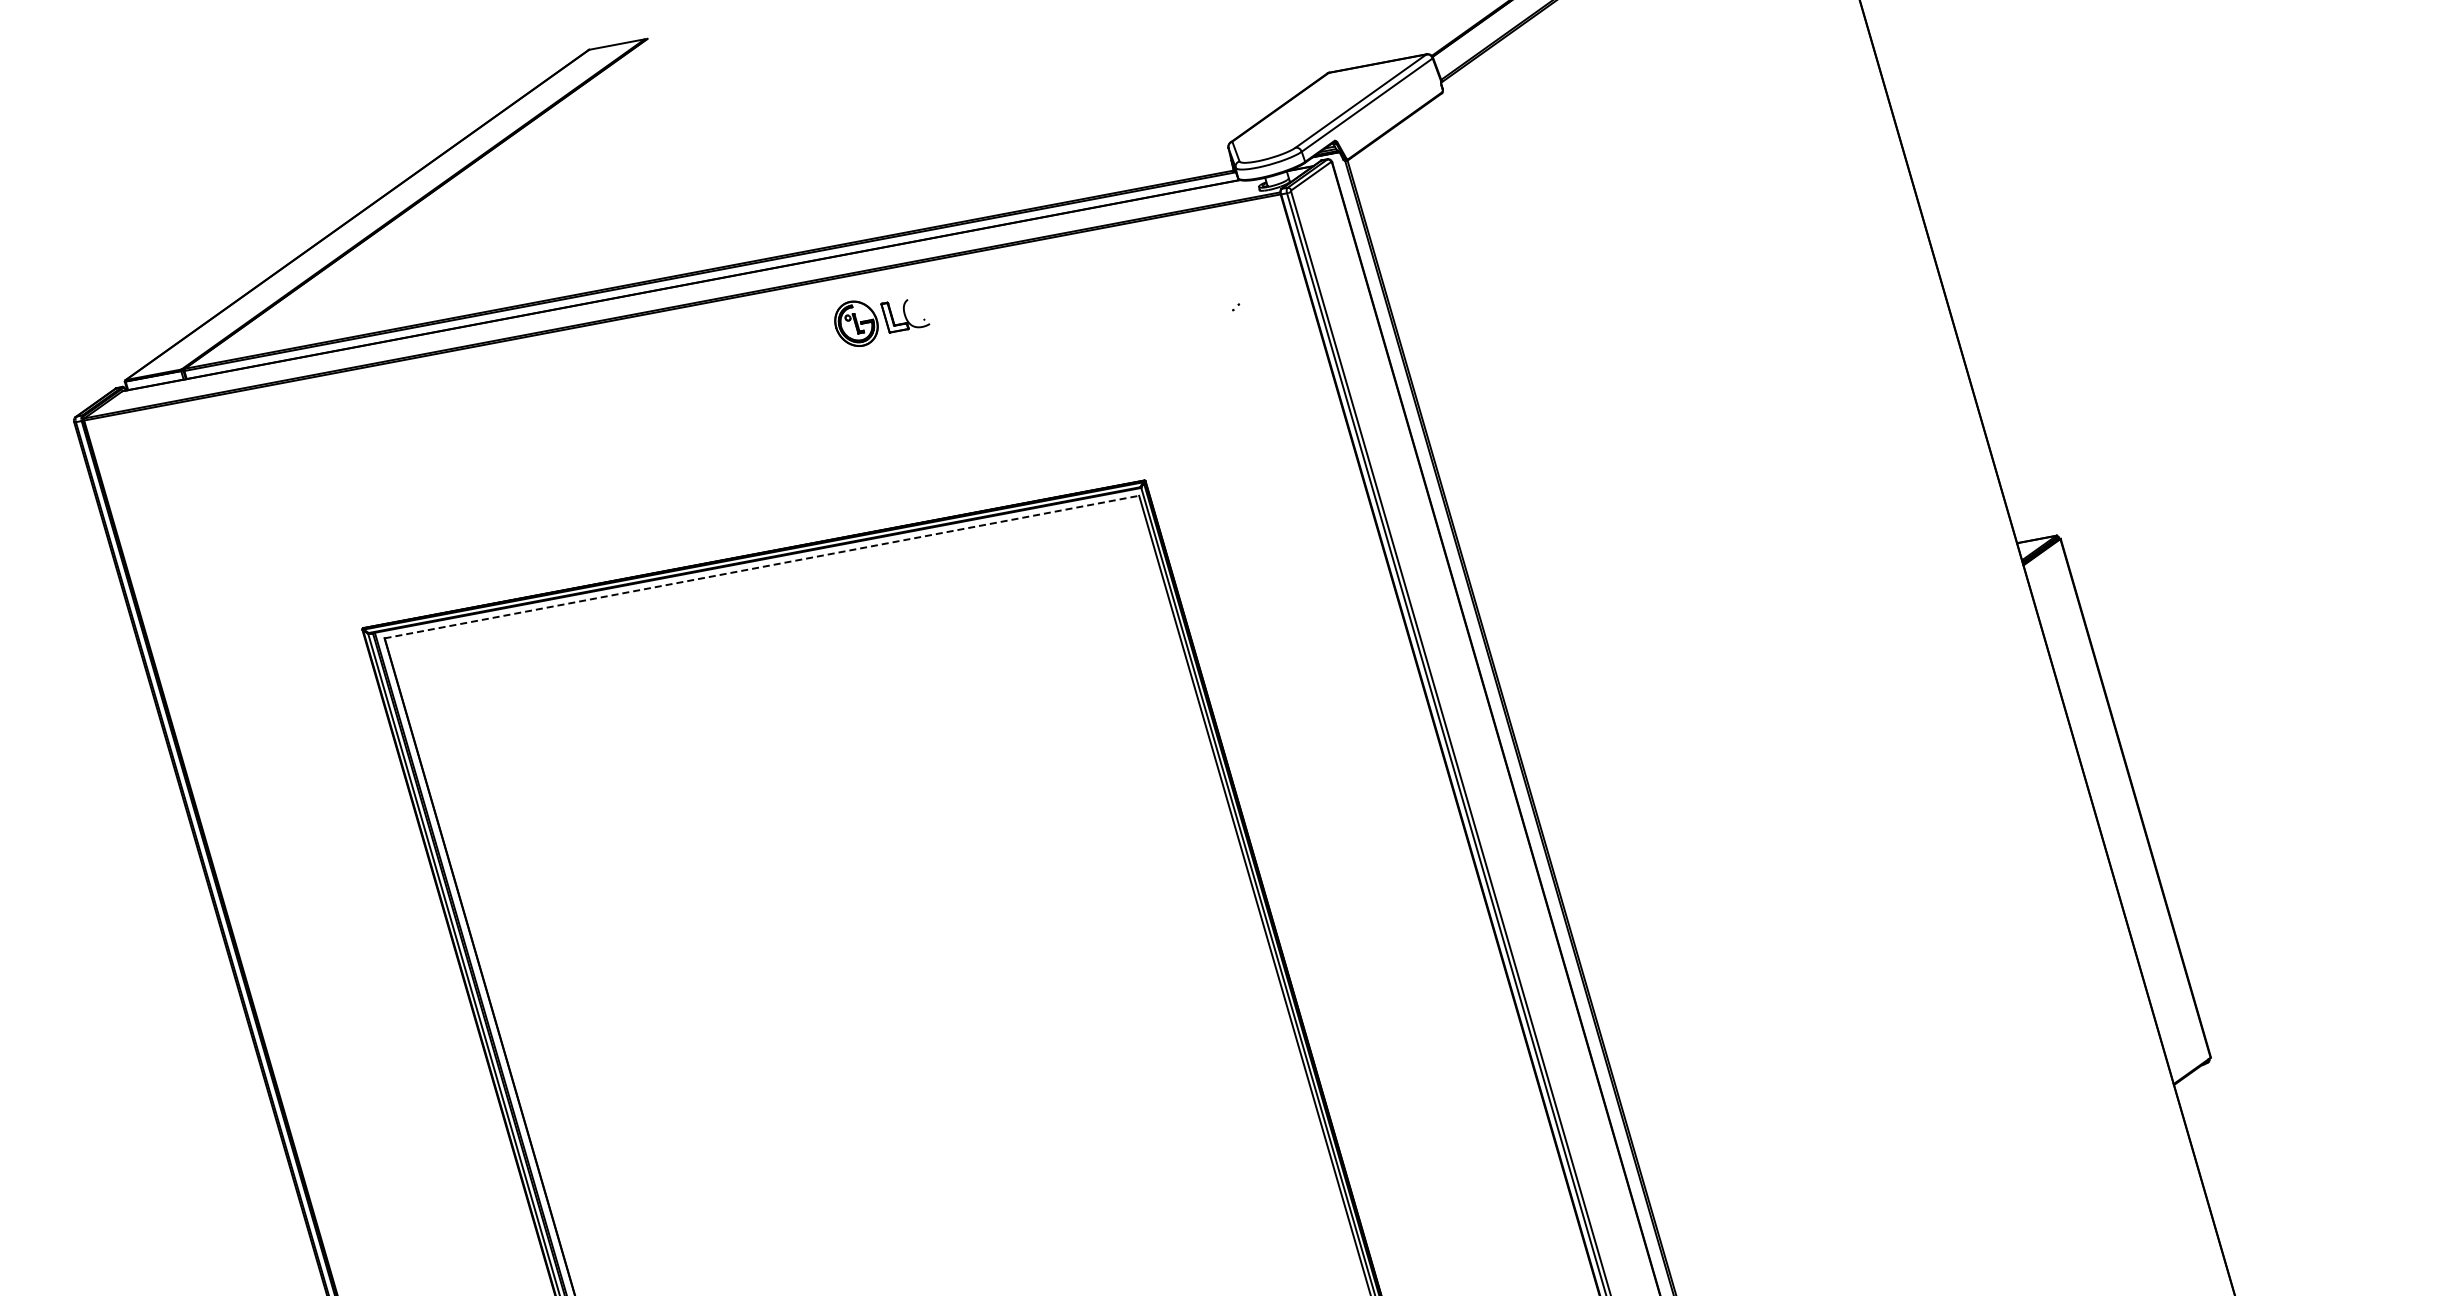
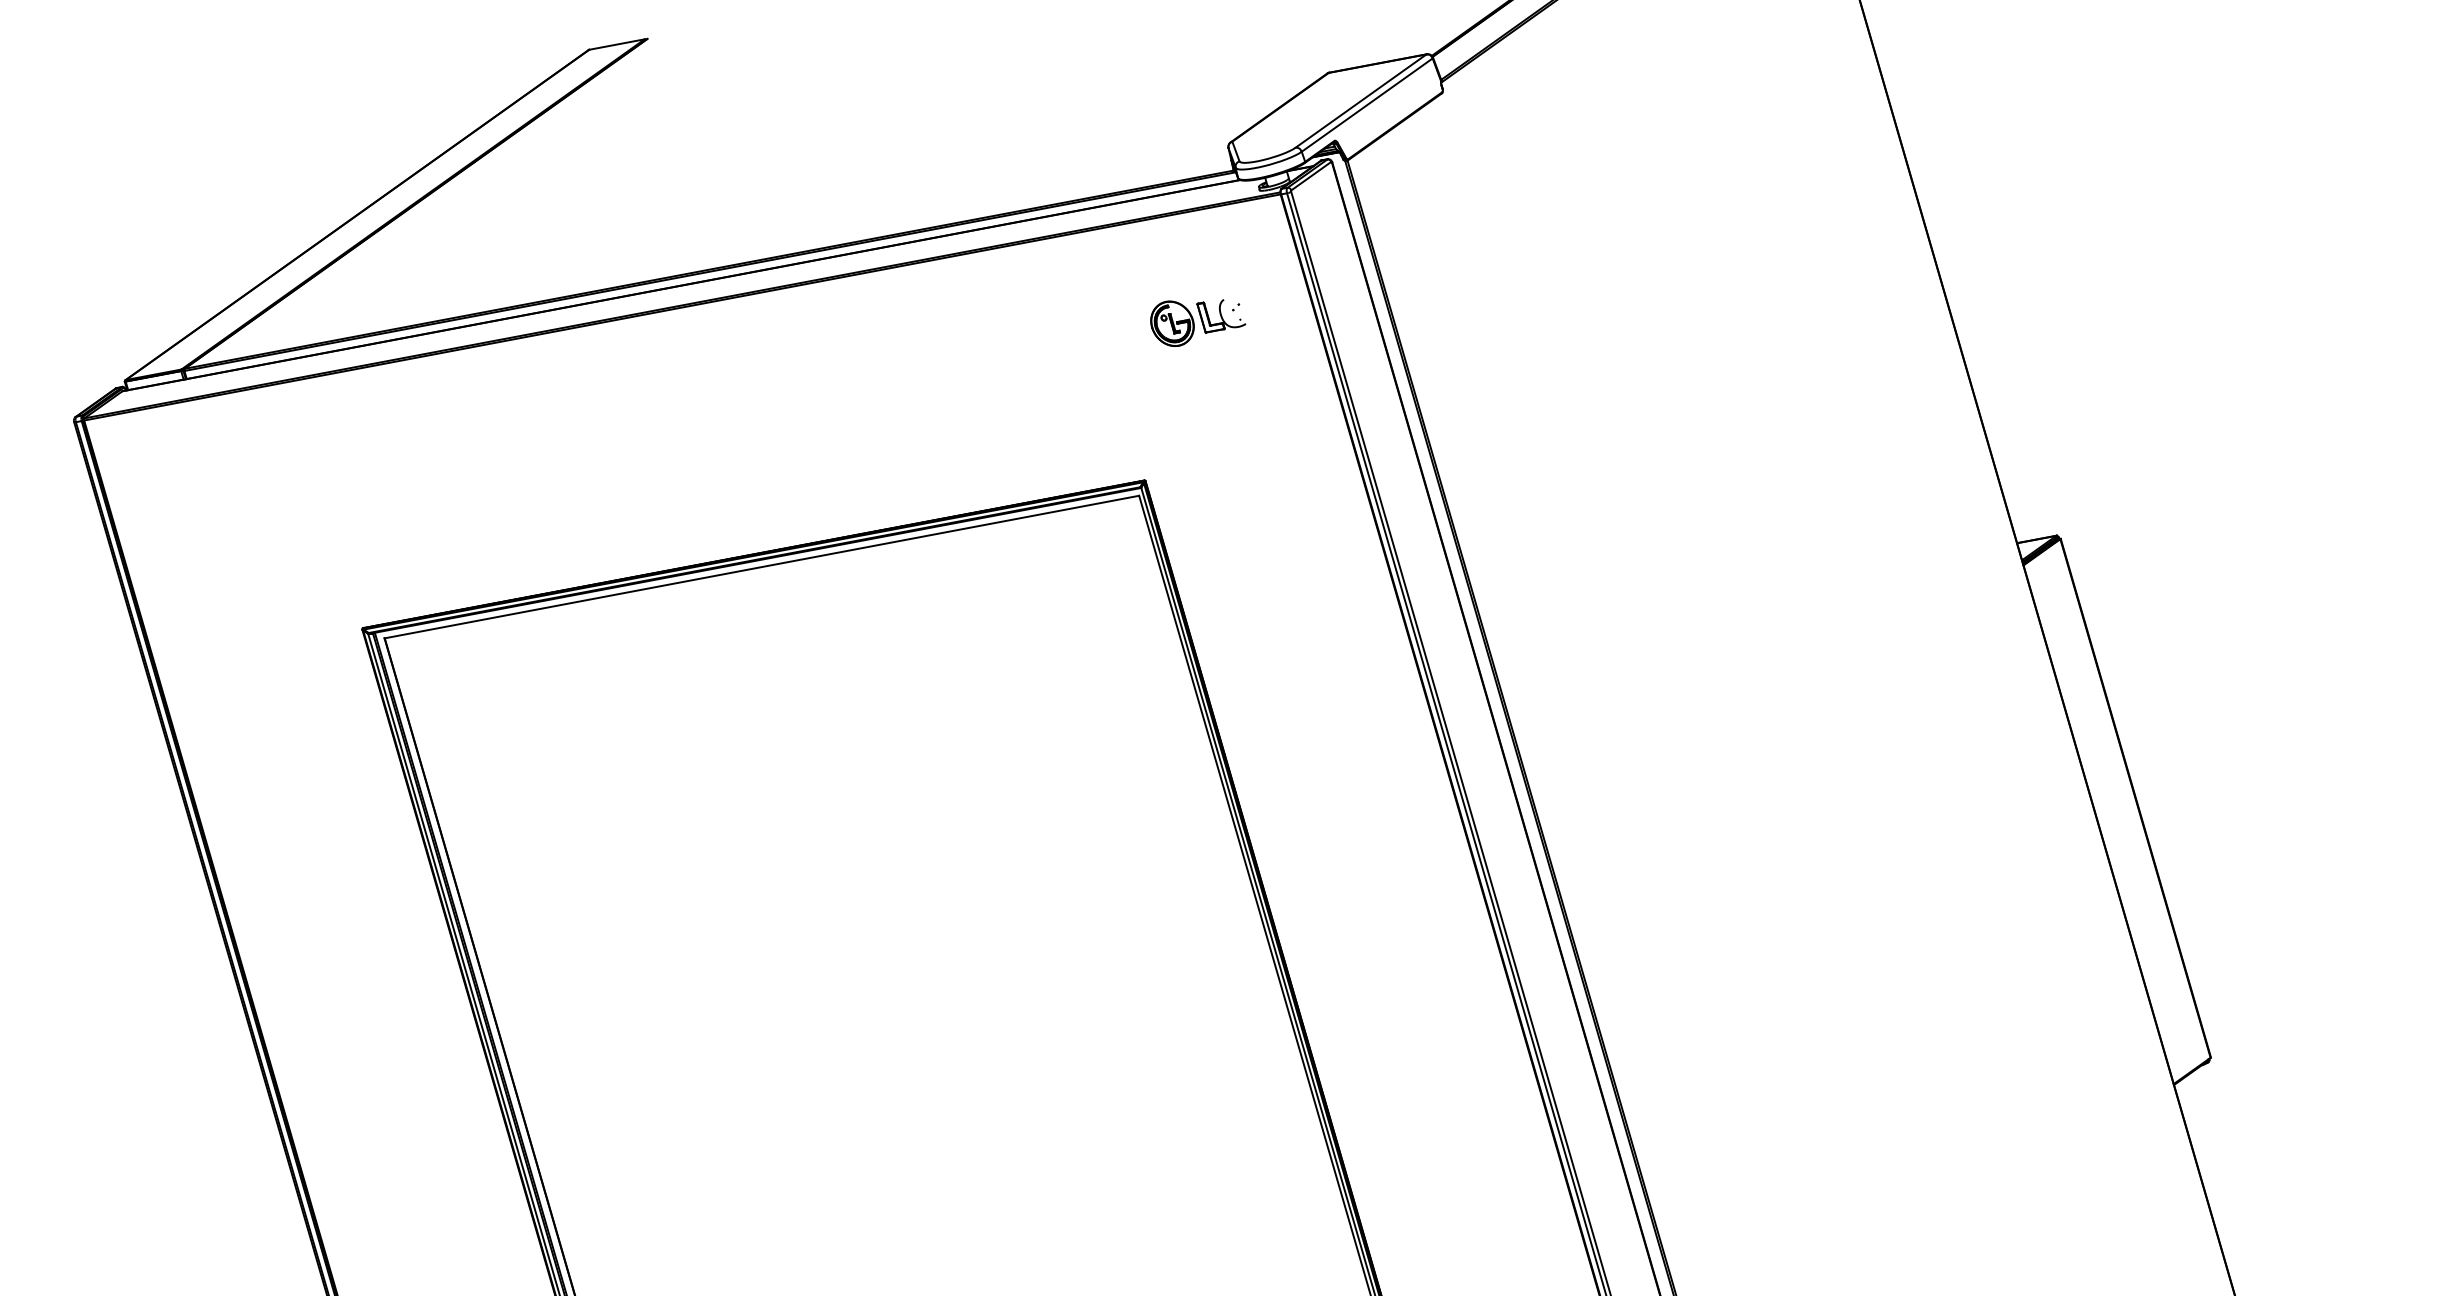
part position: (882, 322) -> (1198, 322) (1198, 322)
line: dashed -> solid (761, 567)
